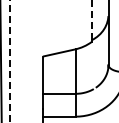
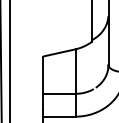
line: dashed -> solid (92, 20)
line: dashed -> solid (10, 61)
